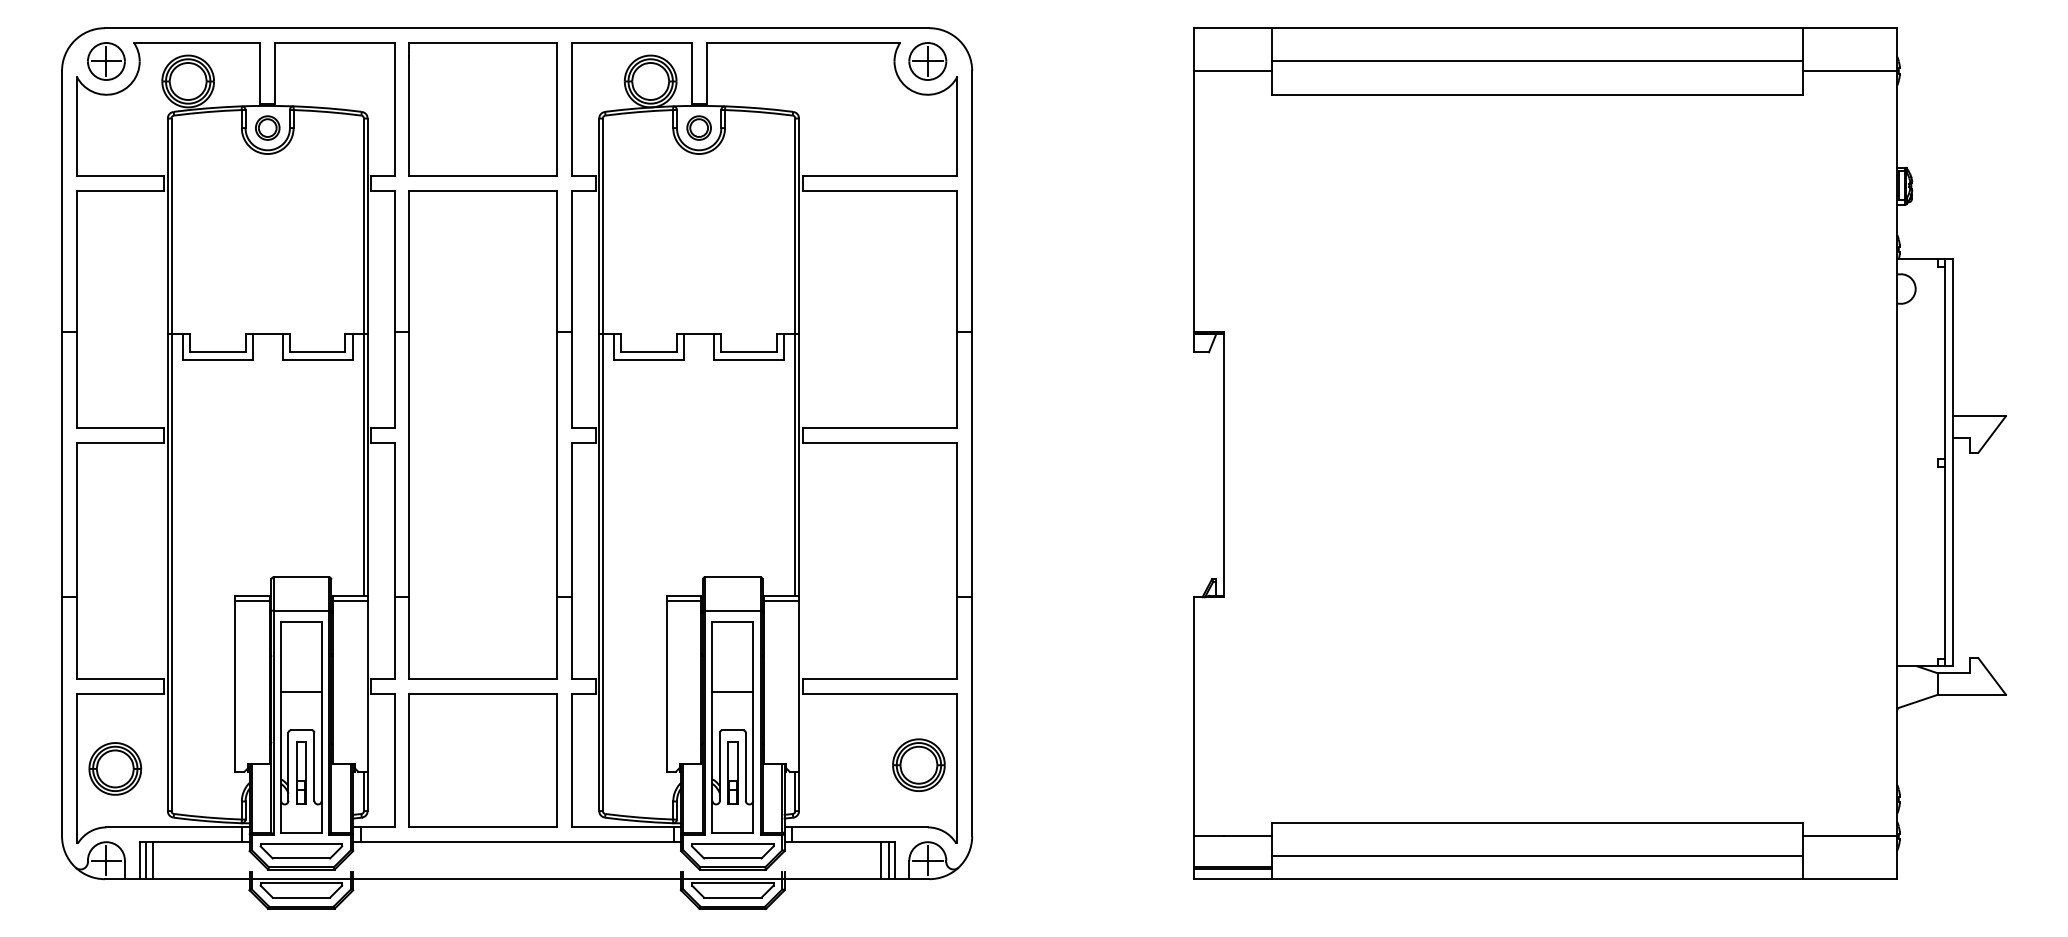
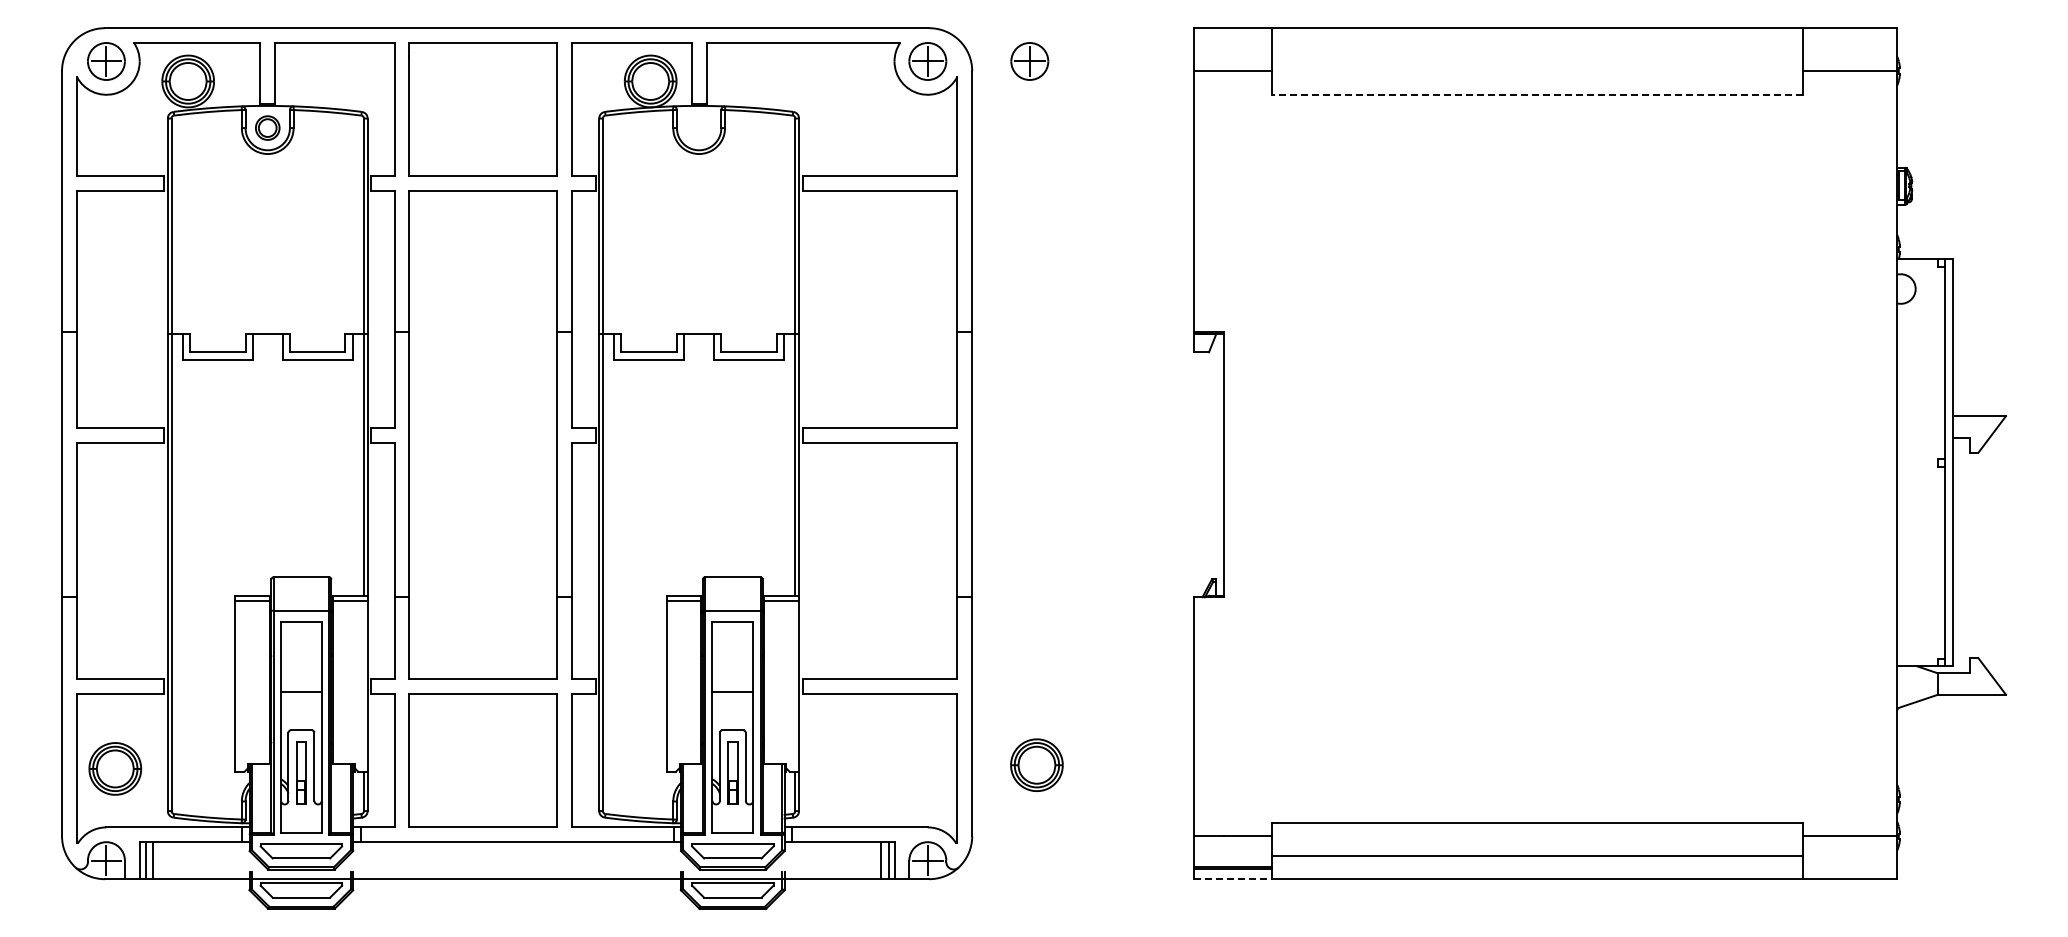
part: none -> present (1029, 61)
line: present -> none (1537, 61)
line: solid -> dashed (1537, 94)
part: present -> none (698, 127)
part position: (918, 764) -> (1036, 764) (1036, 764)
line: solid -> dashed (1233, 879)
